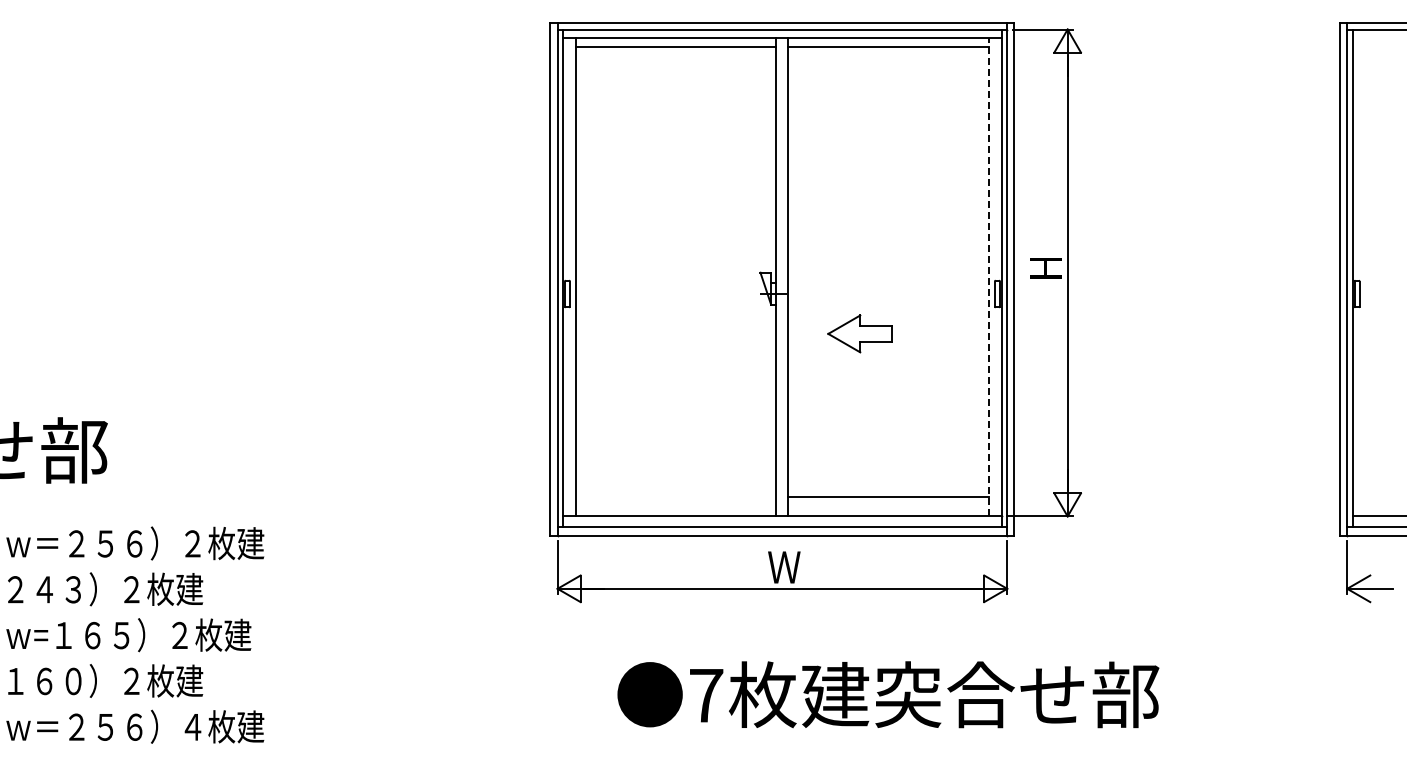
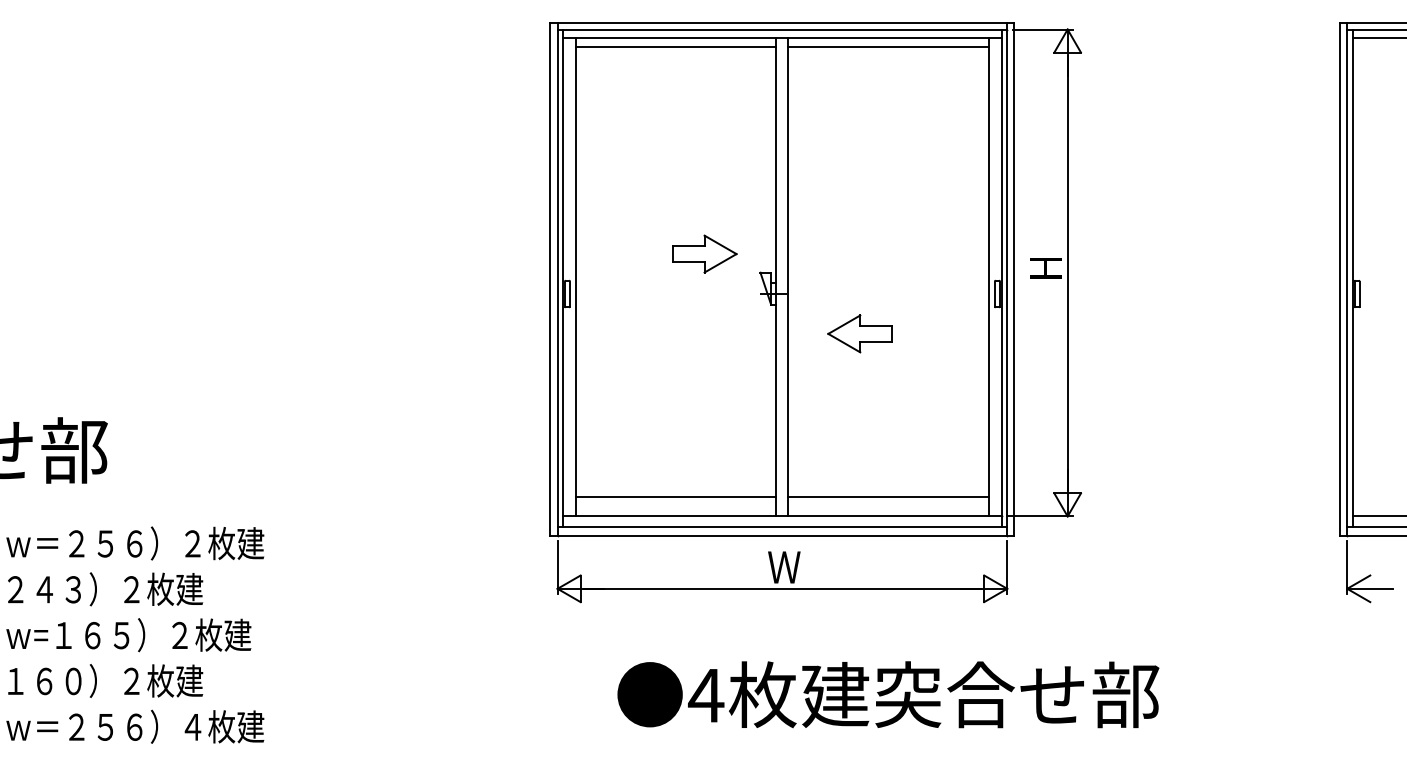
line: none -> present (1377, 37)
part: none -> present (704, 253)
line: dashed -> solid (989, 276)
line: none -> present (675, 496)
text: 7 -> 4 (706, 695)
